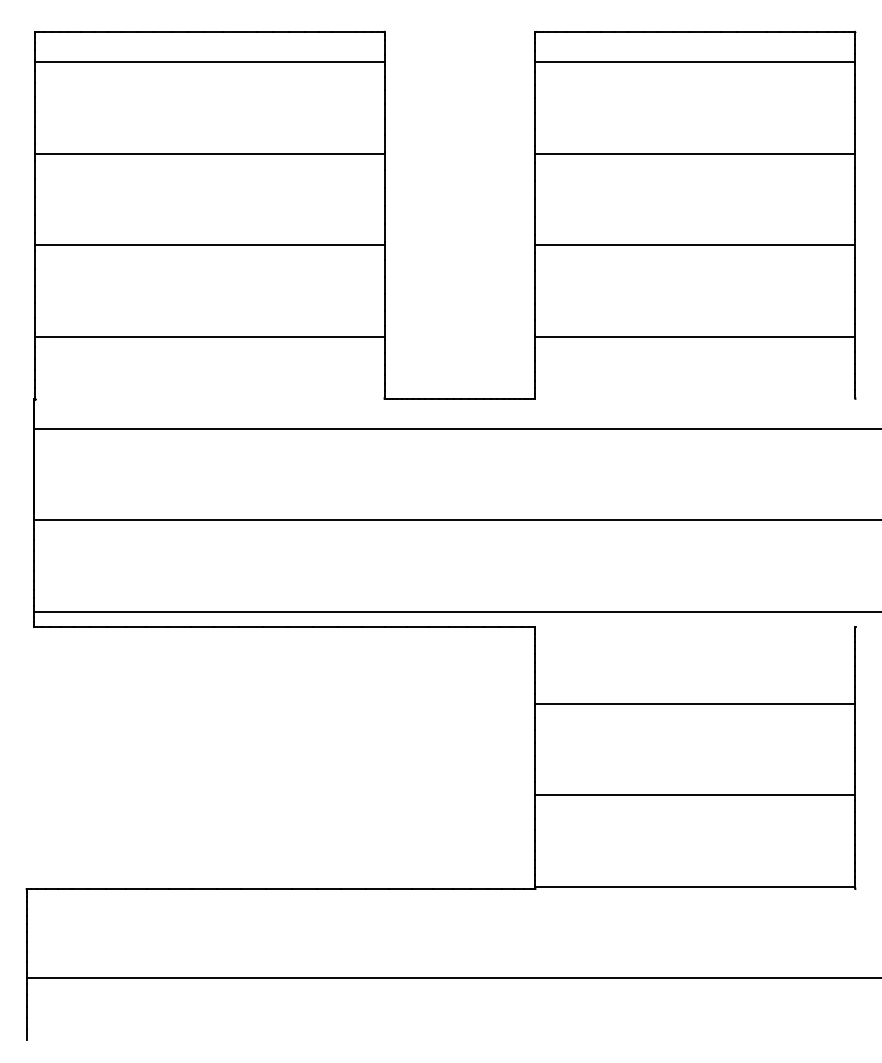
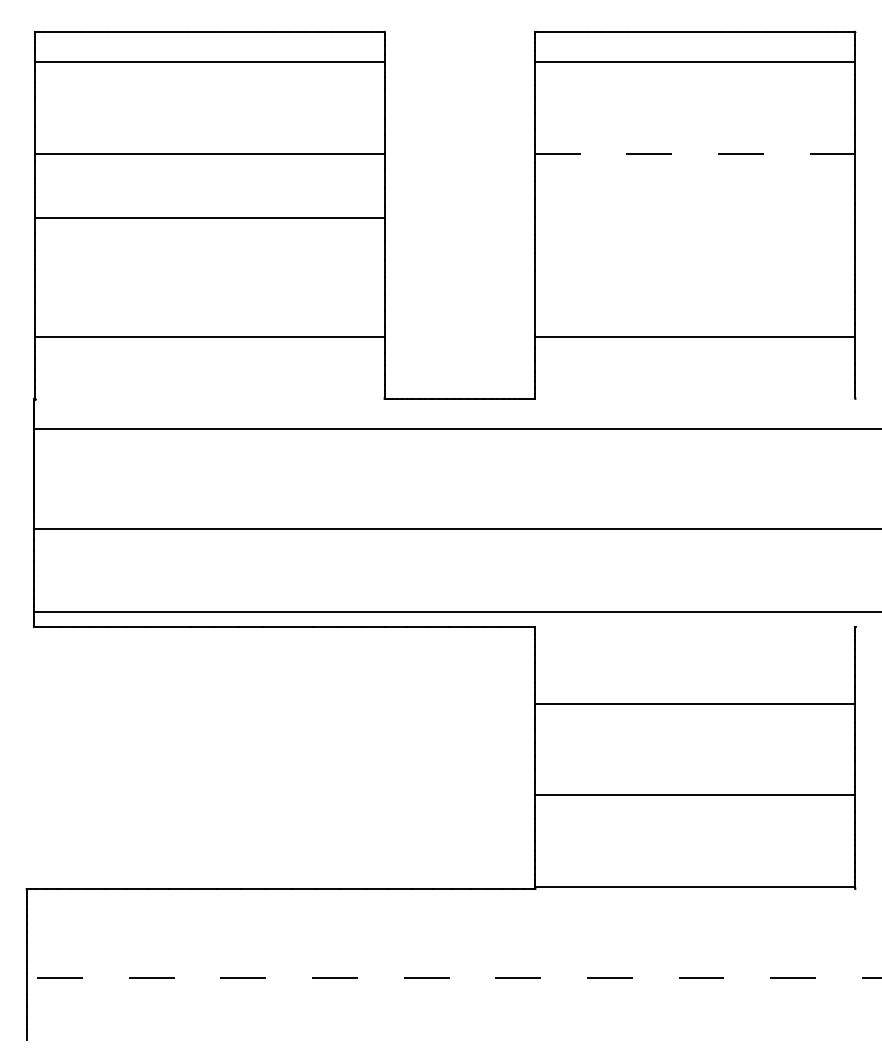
line: solid -> dashed (695, 153)
line position: (209, 245) -> (209, 218) (209, 218)
line: present -> none (695, 245)
line position: (456, 520) -> (456, 529) (456, 529)
line: solid -> dashed (453, 978)
